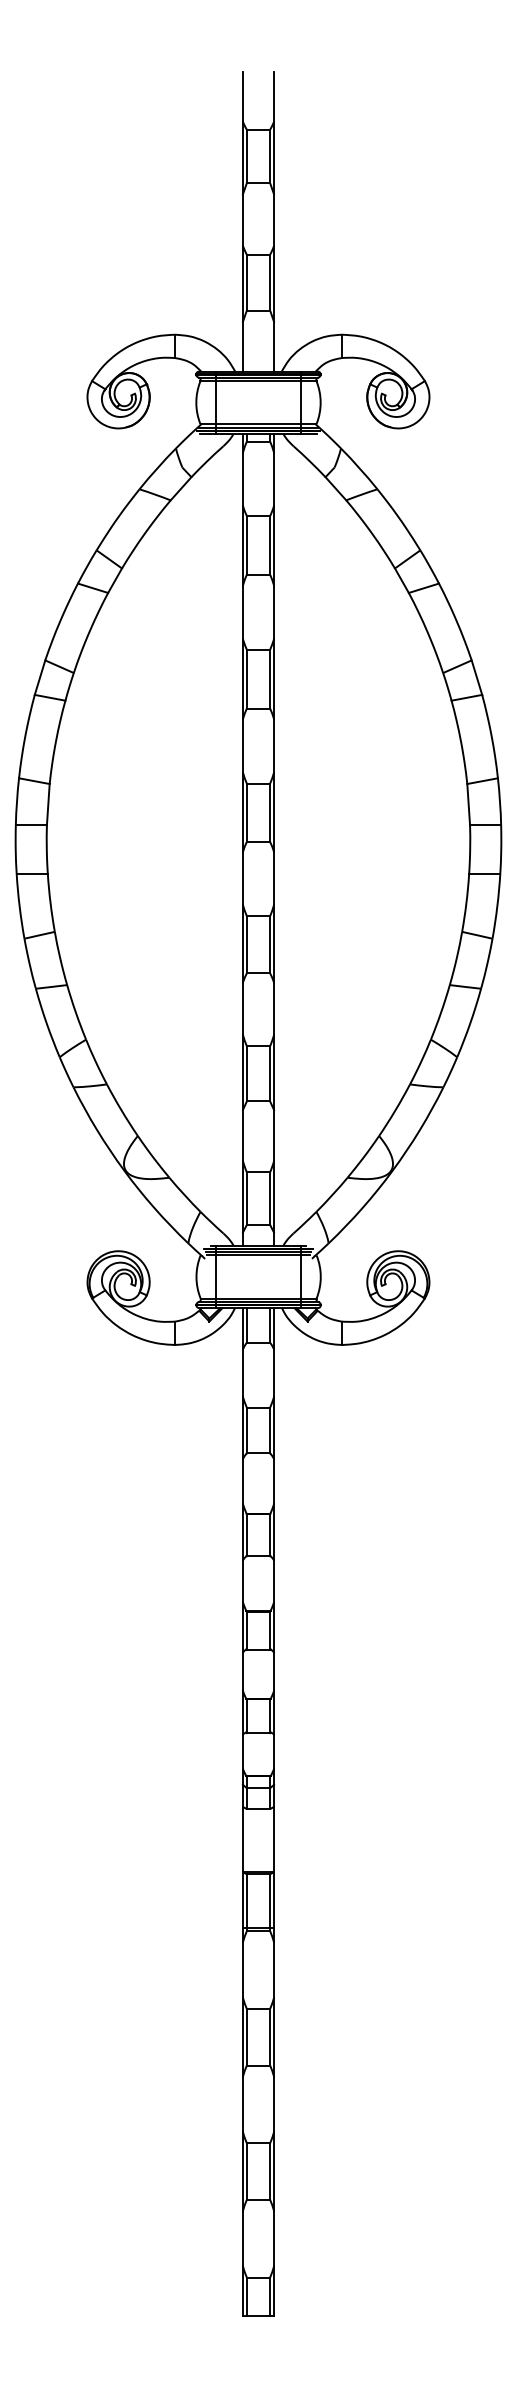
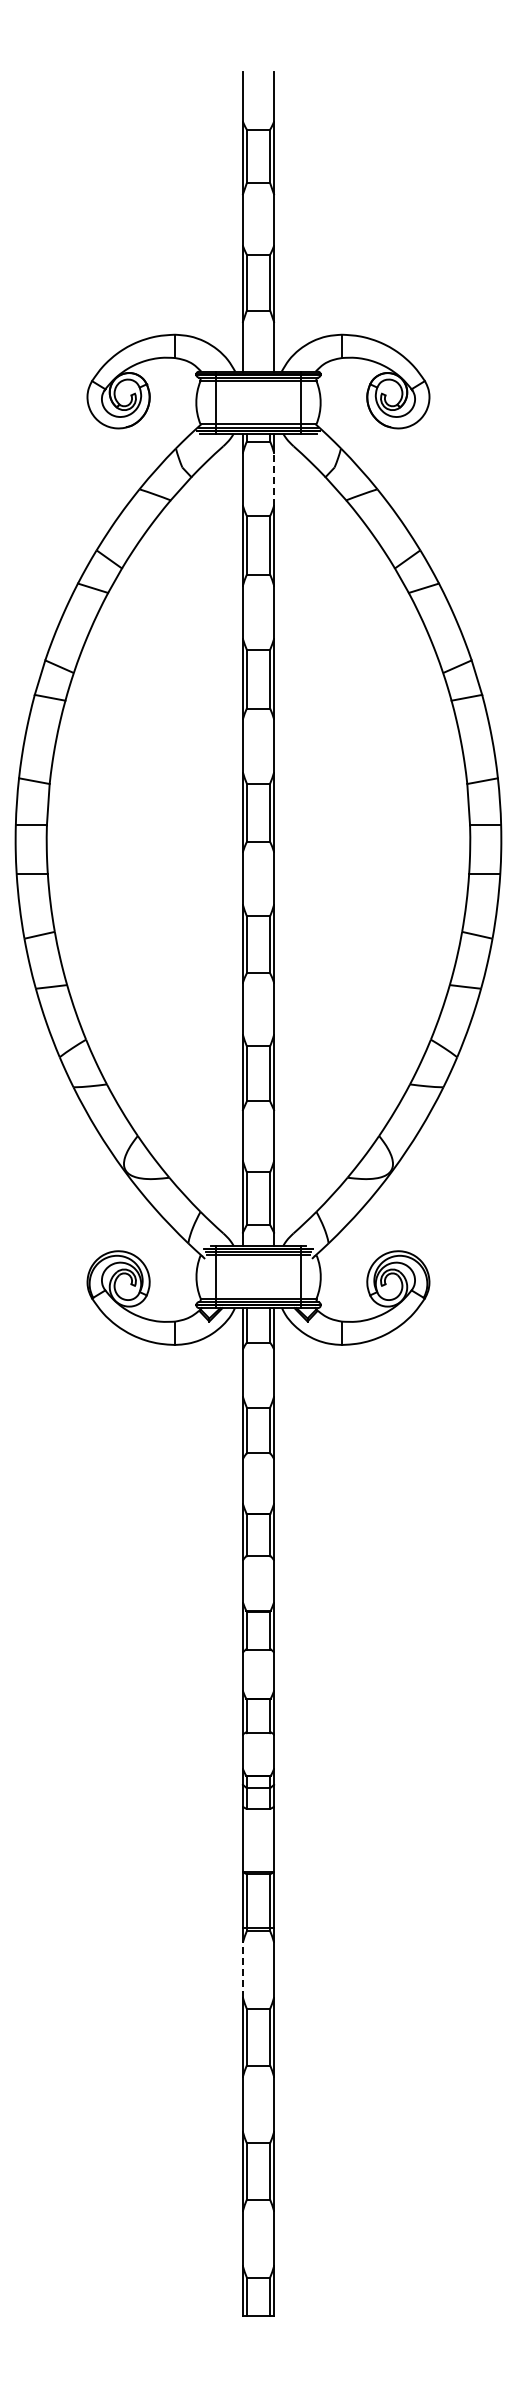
line: solid -> dashed (274, 479)
line: solid -> dashed (242, 1970)
